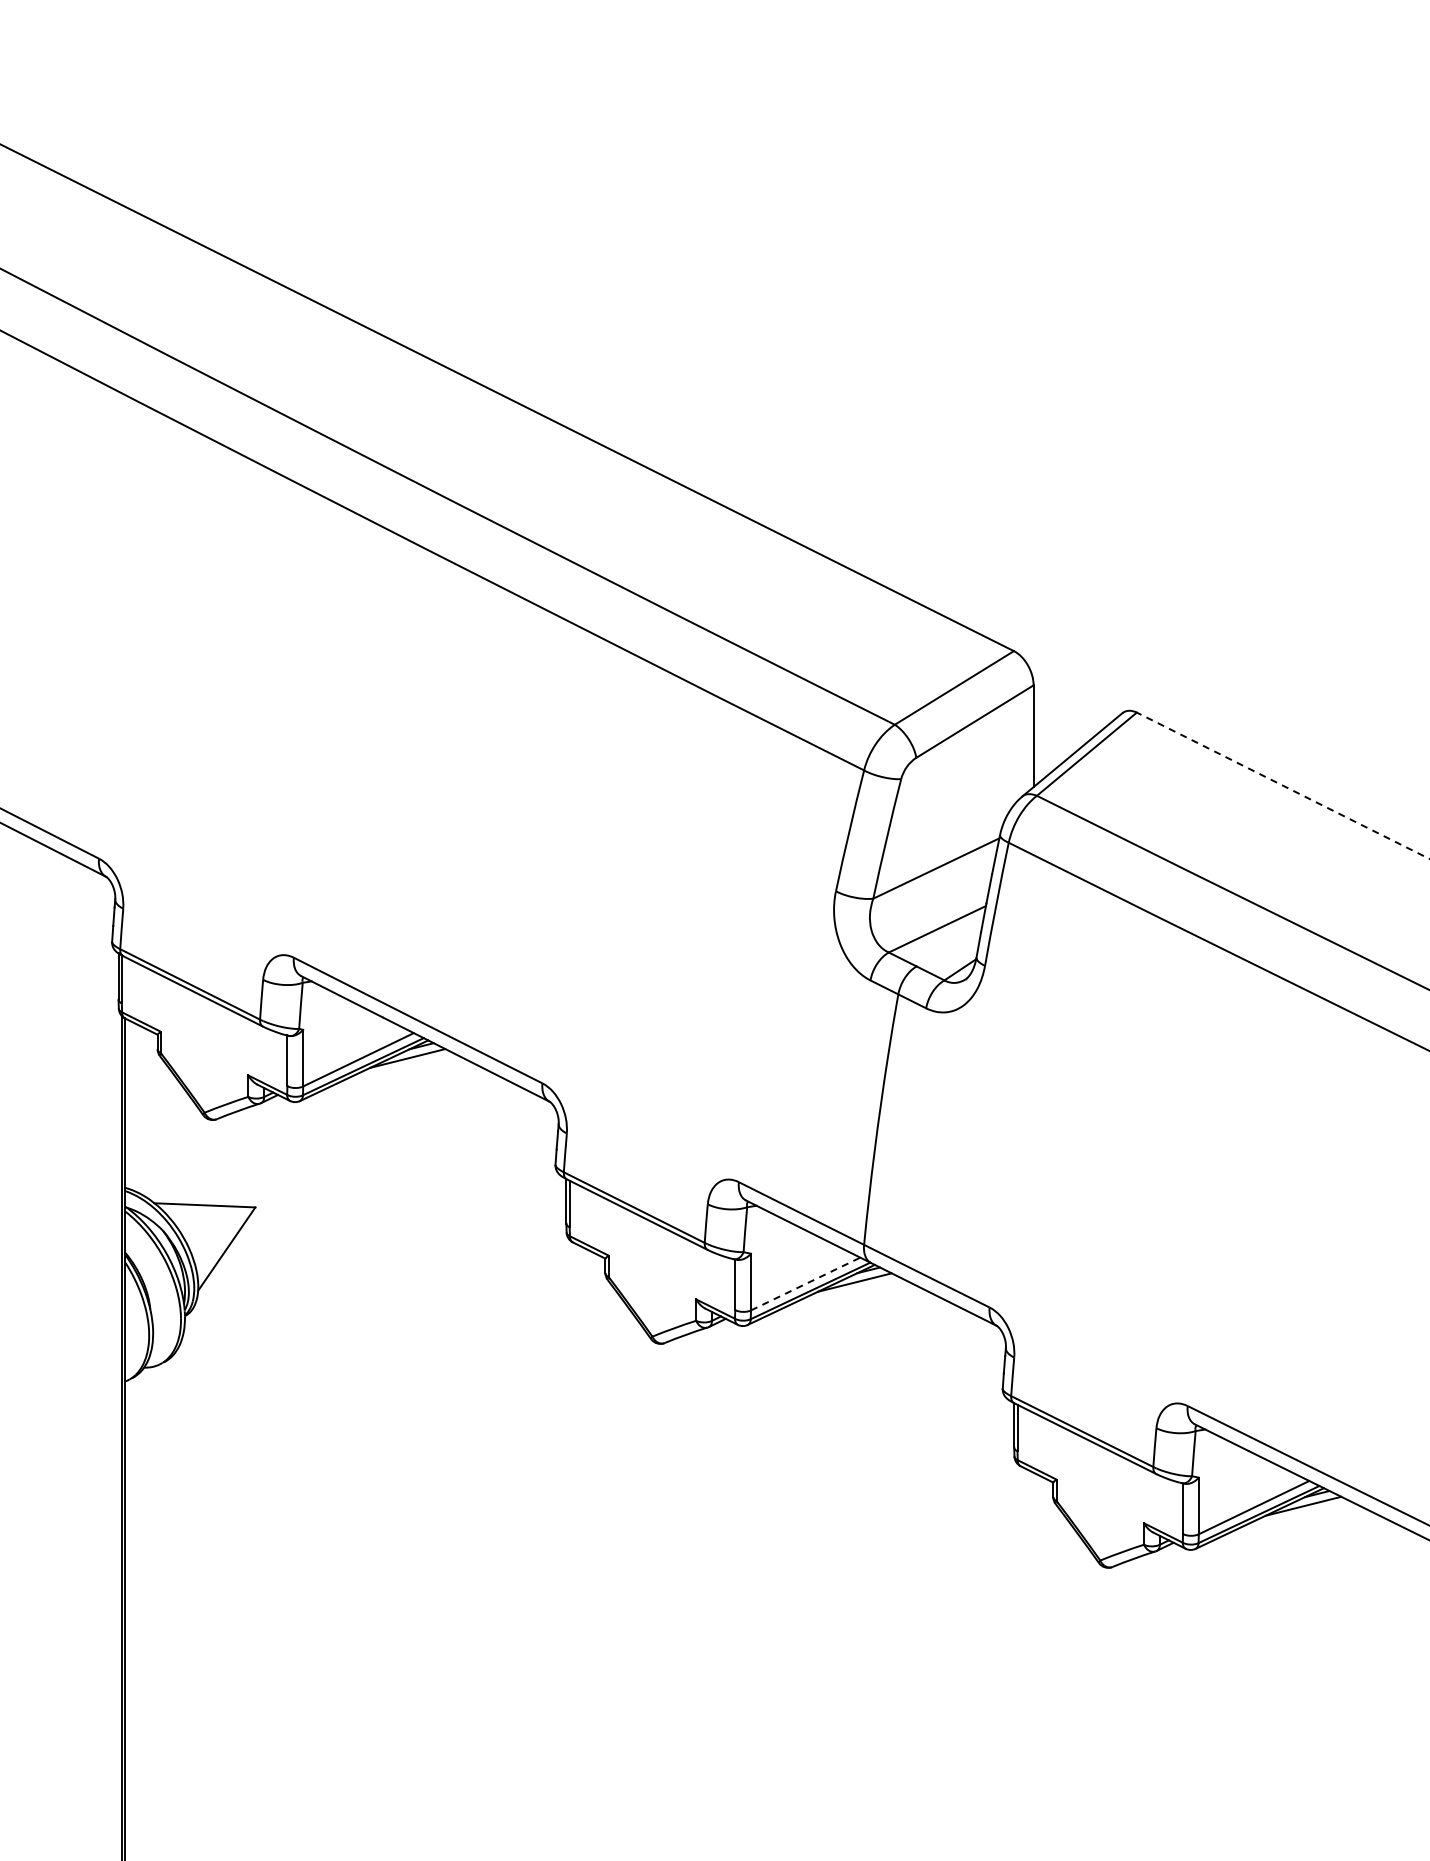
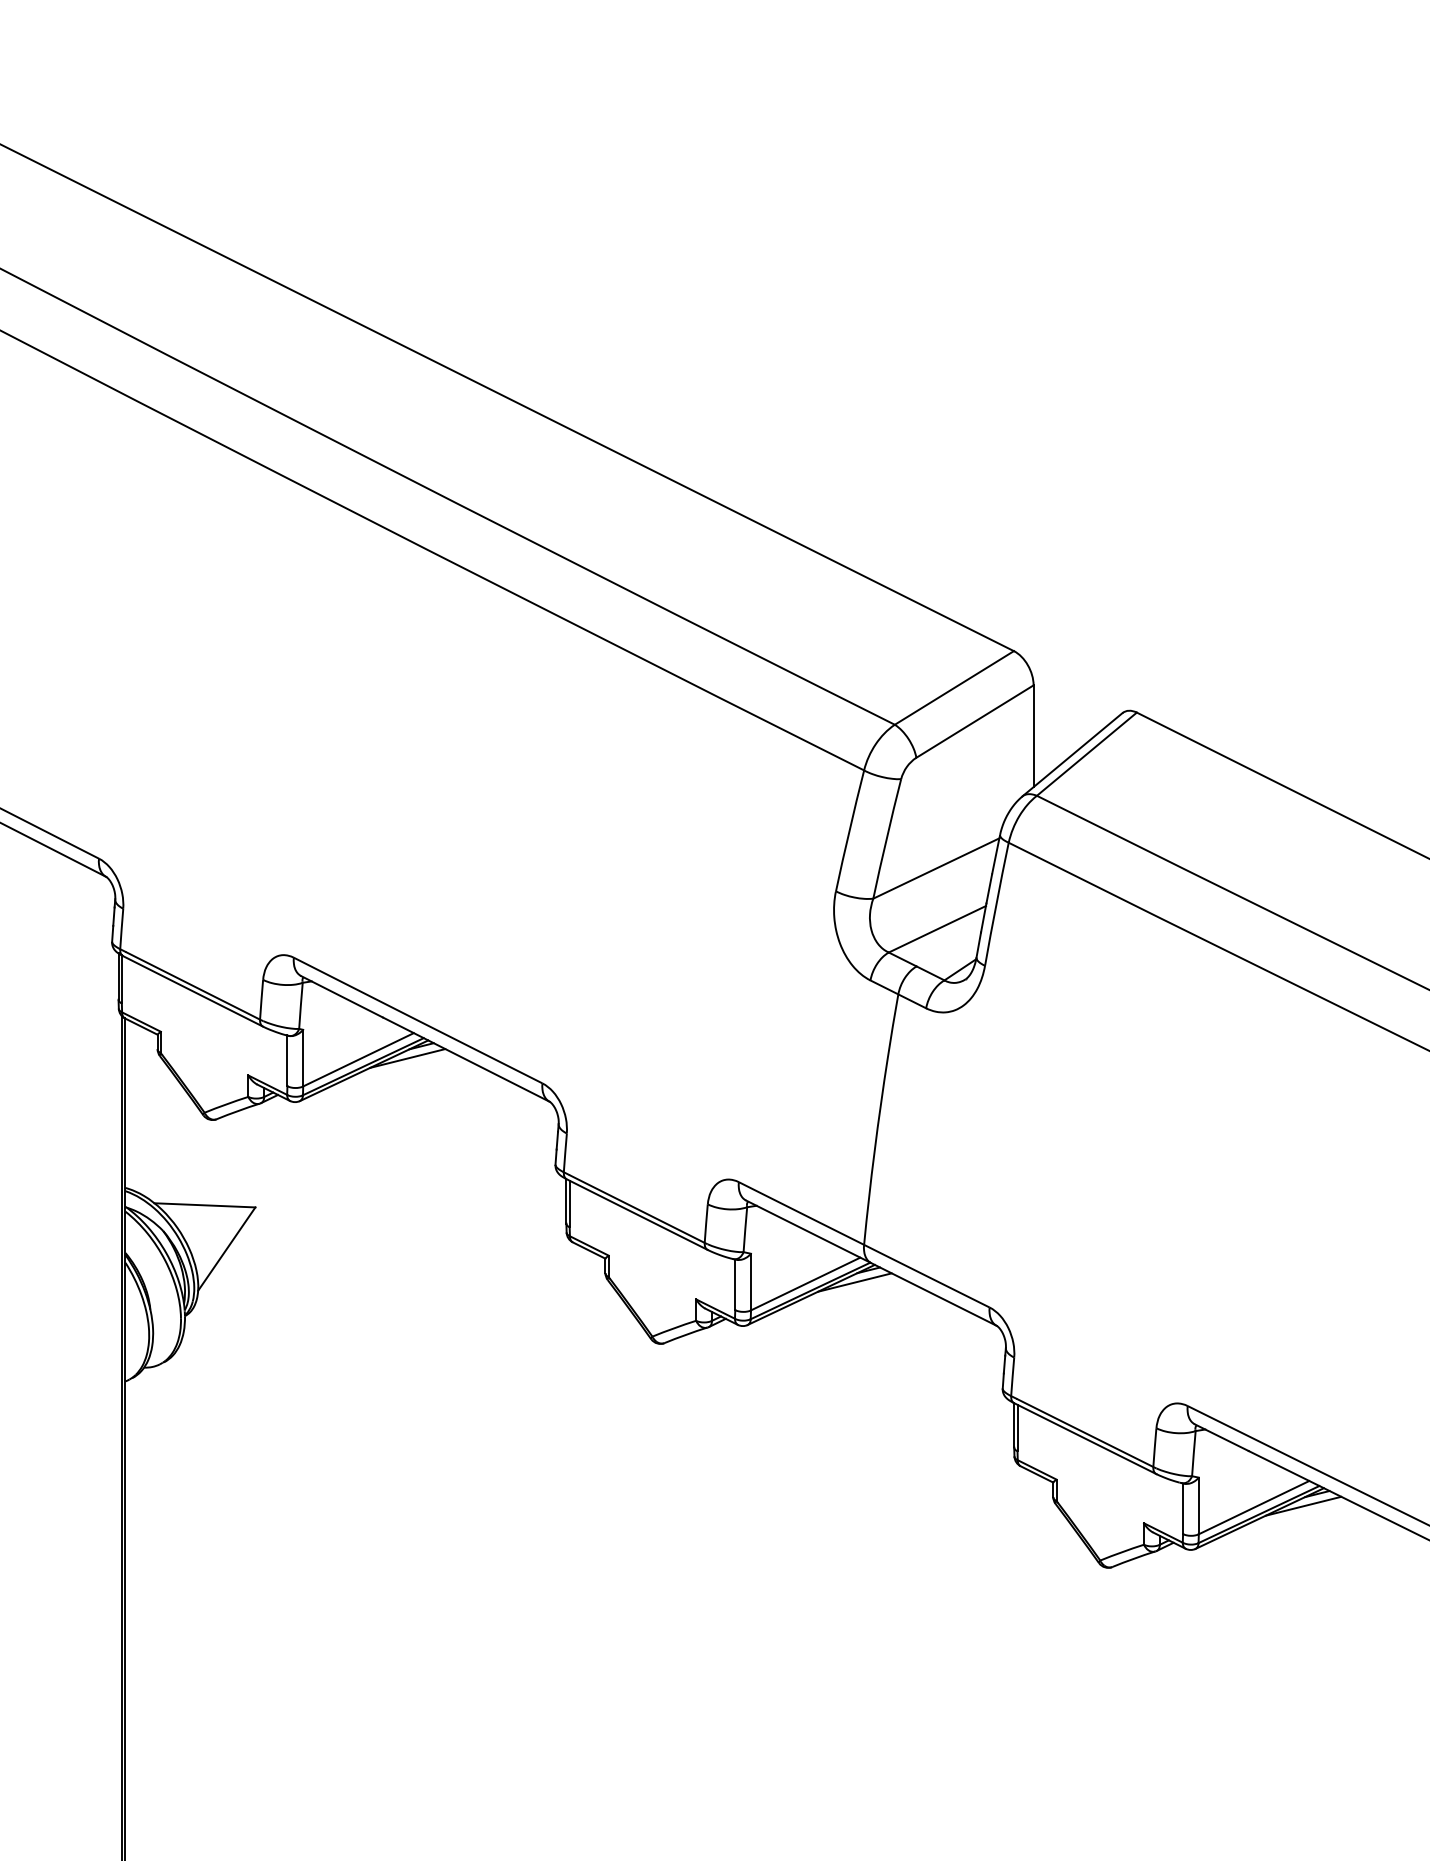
line: dashed -> solid (1282, 785)
line: dashed -> solid (805, 1284)
